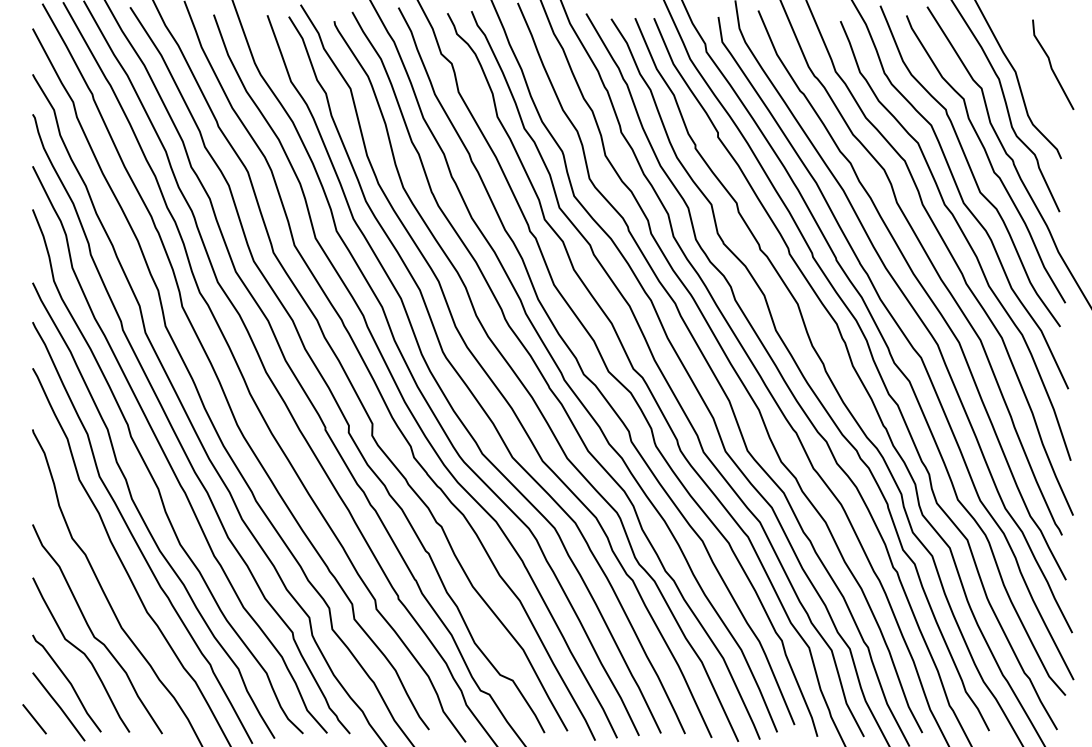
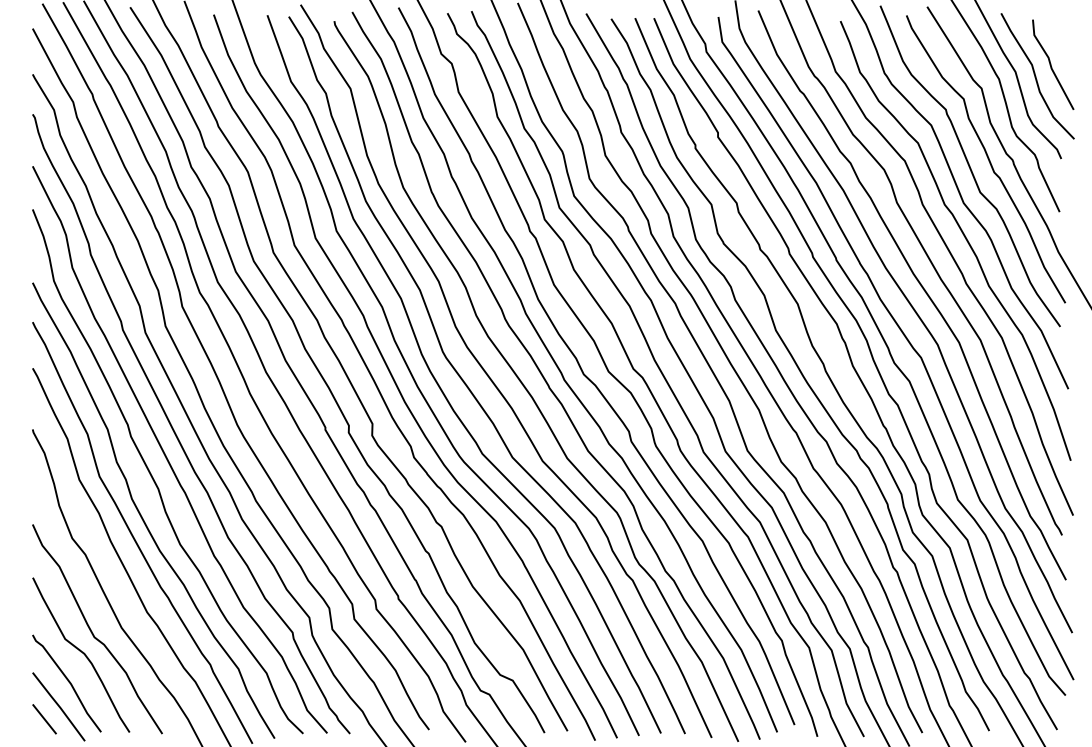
curve: none -> present (1036, 76)
line position: (34, 719) -> (44, 719) (44, 719)
